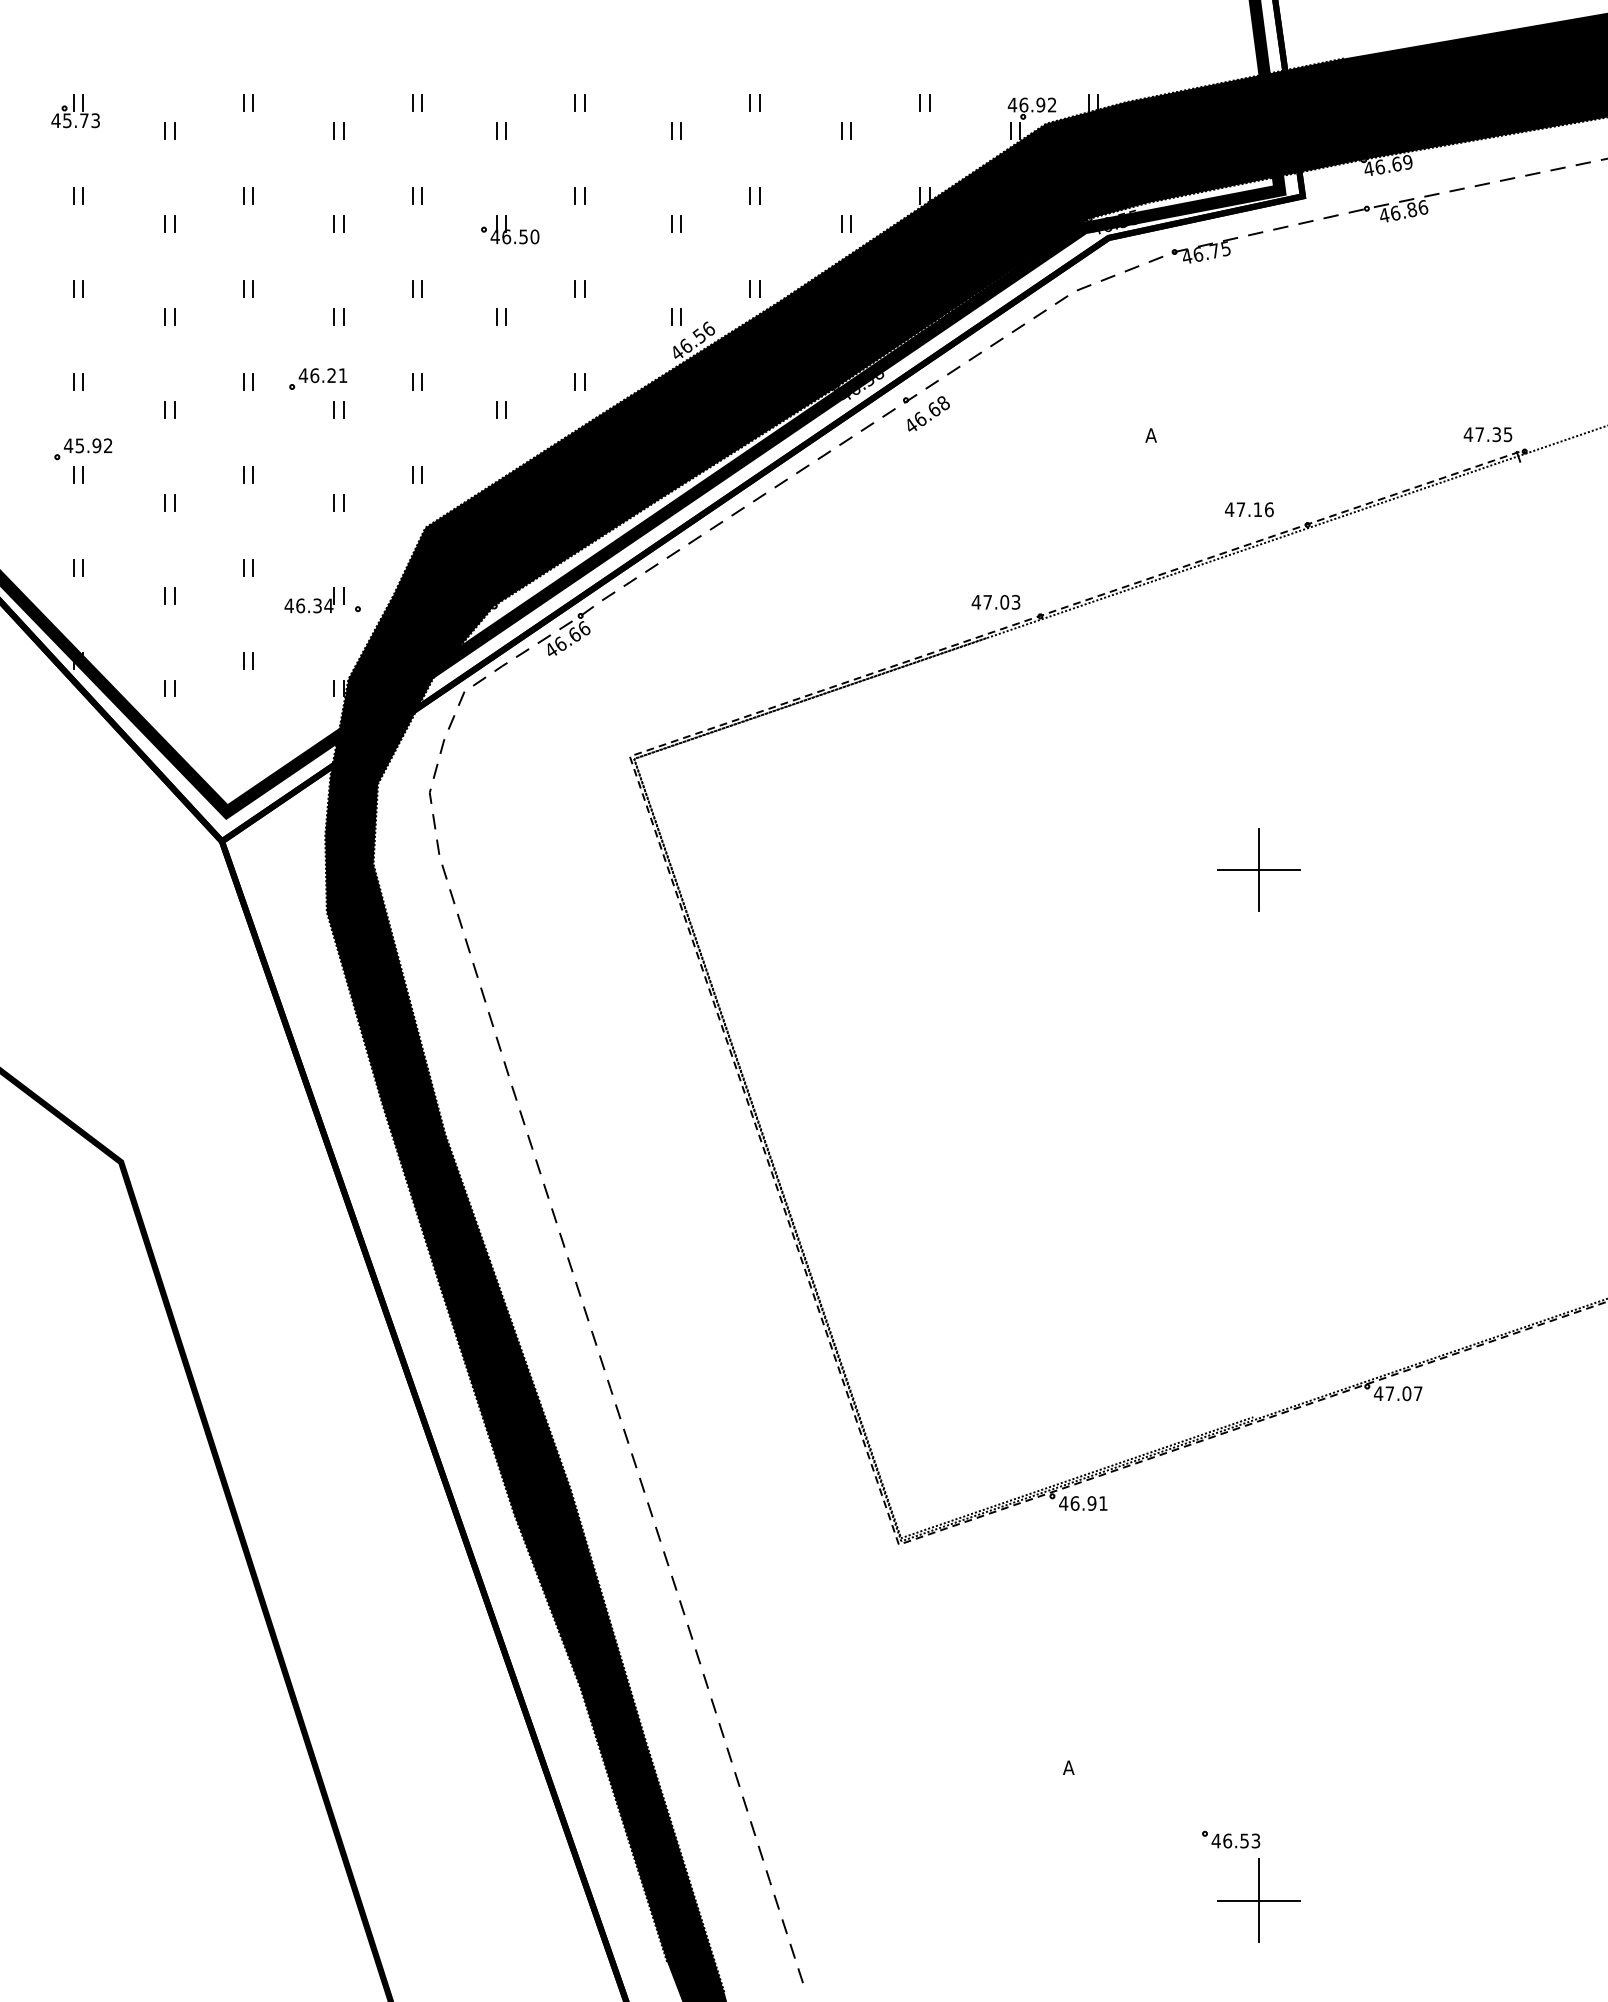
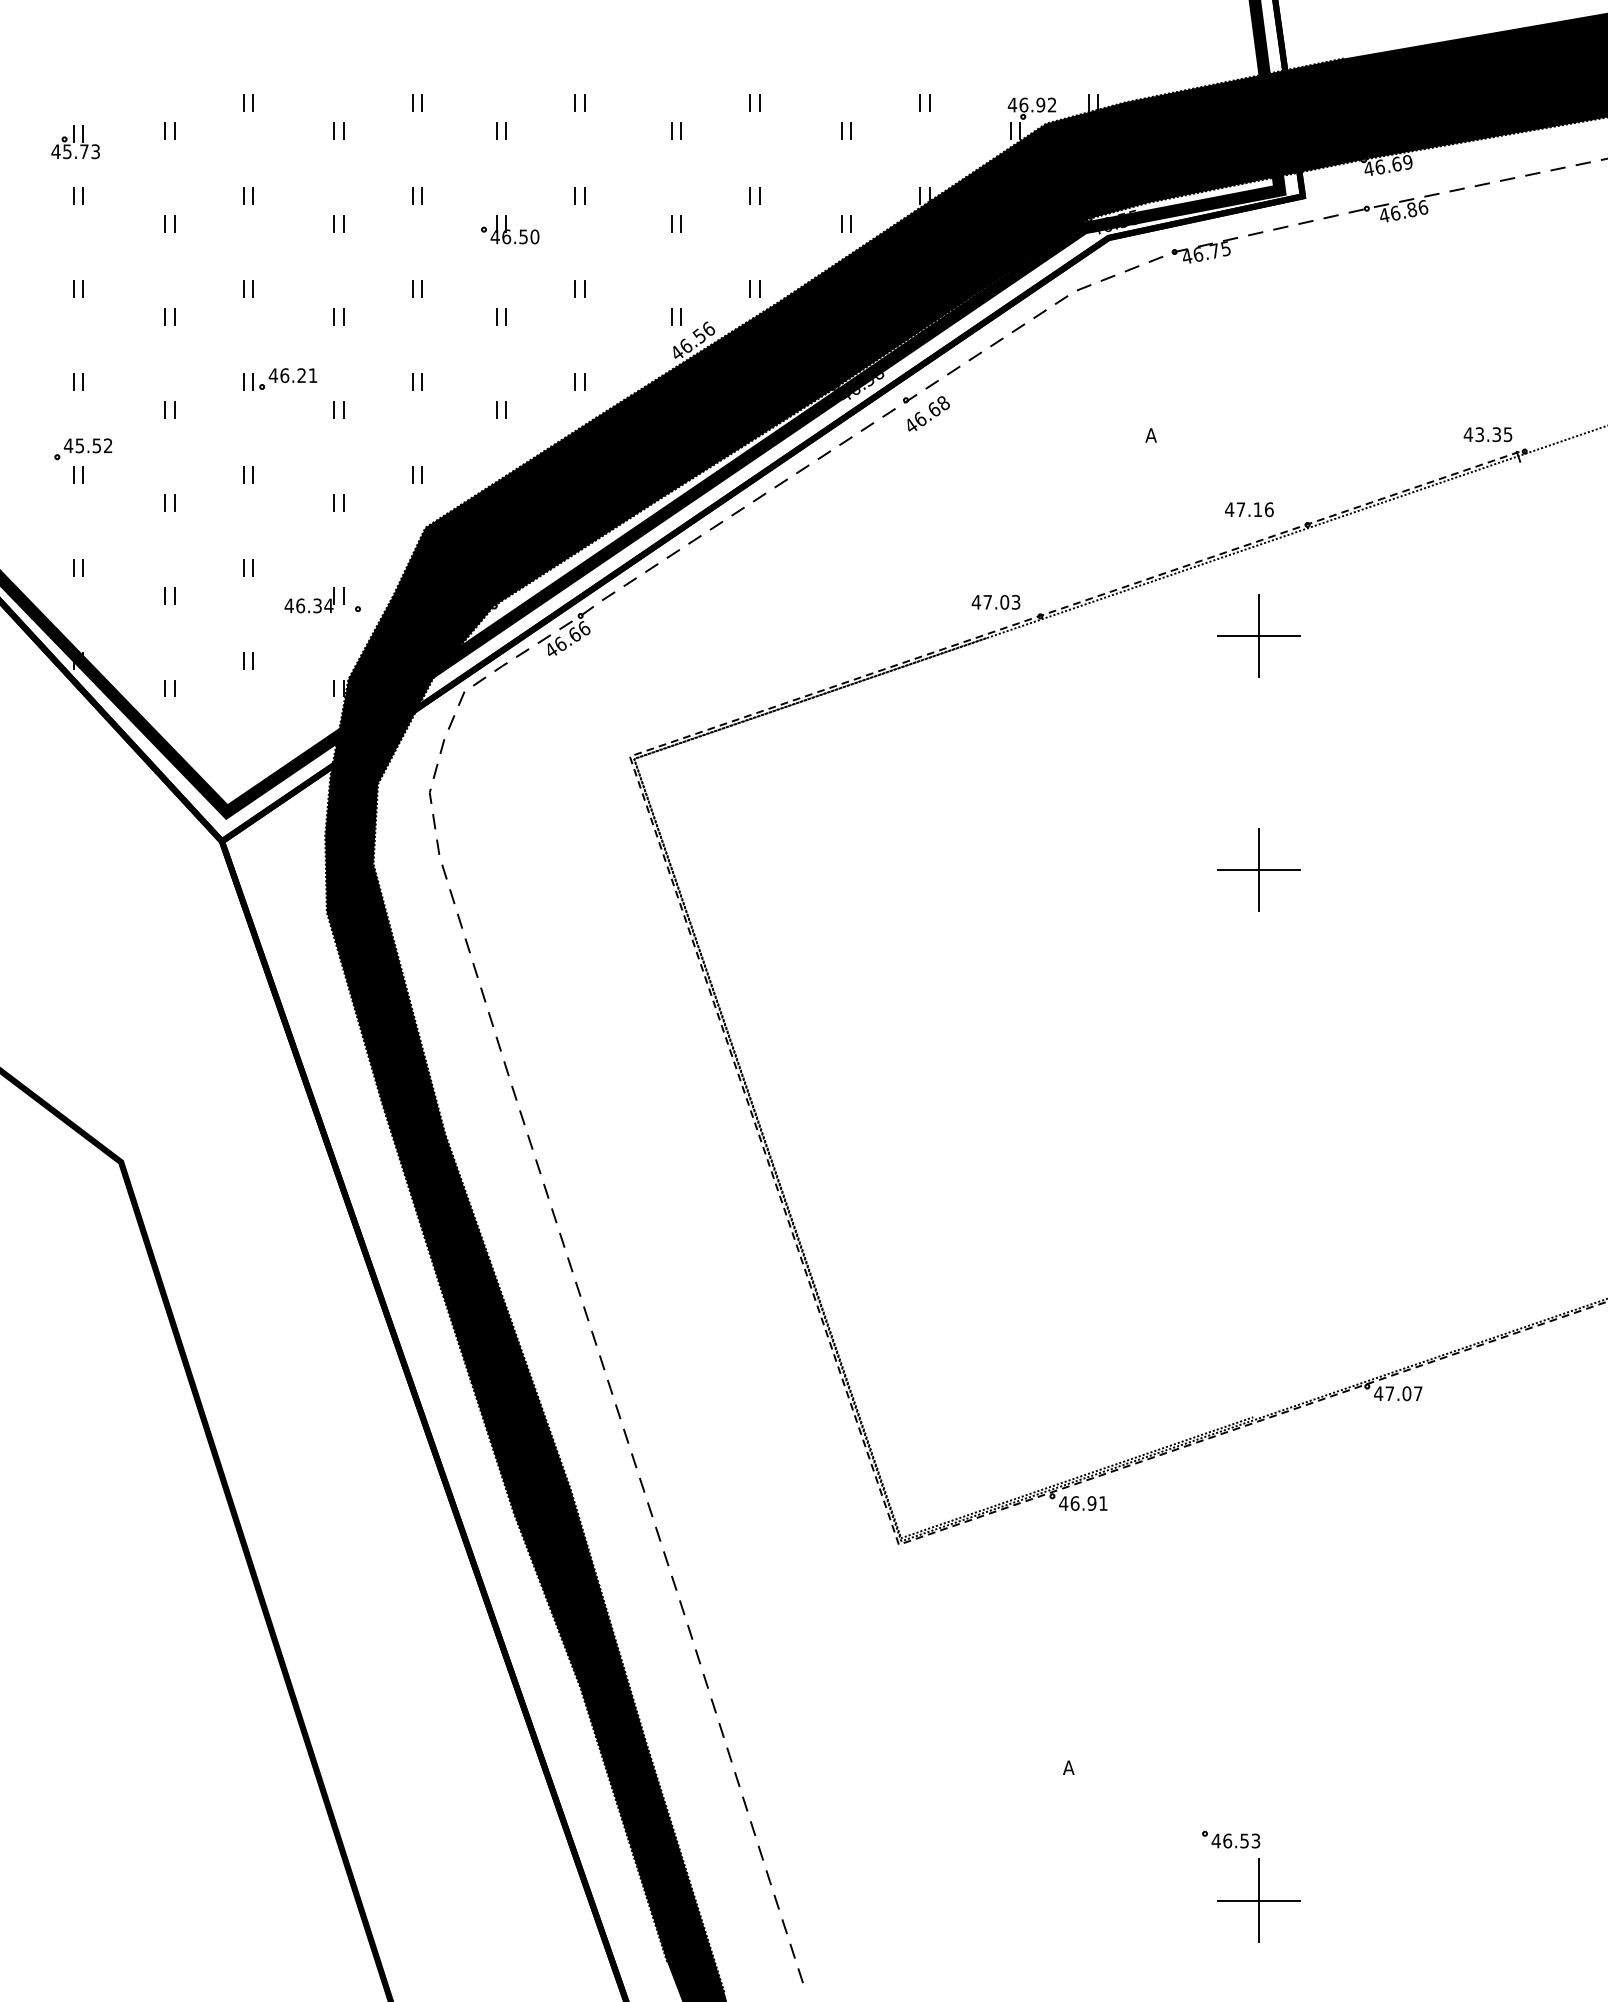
part position: (75, 111) -> (75, 142) (75, 142)
part position: (318, 378) -> (288, 378) (288, 378)
text: 47.35 -> 43.35 (1479, 434)
text: 45.92 -> 45.52 (96, 445)
part: none -> present (1258, 635)
